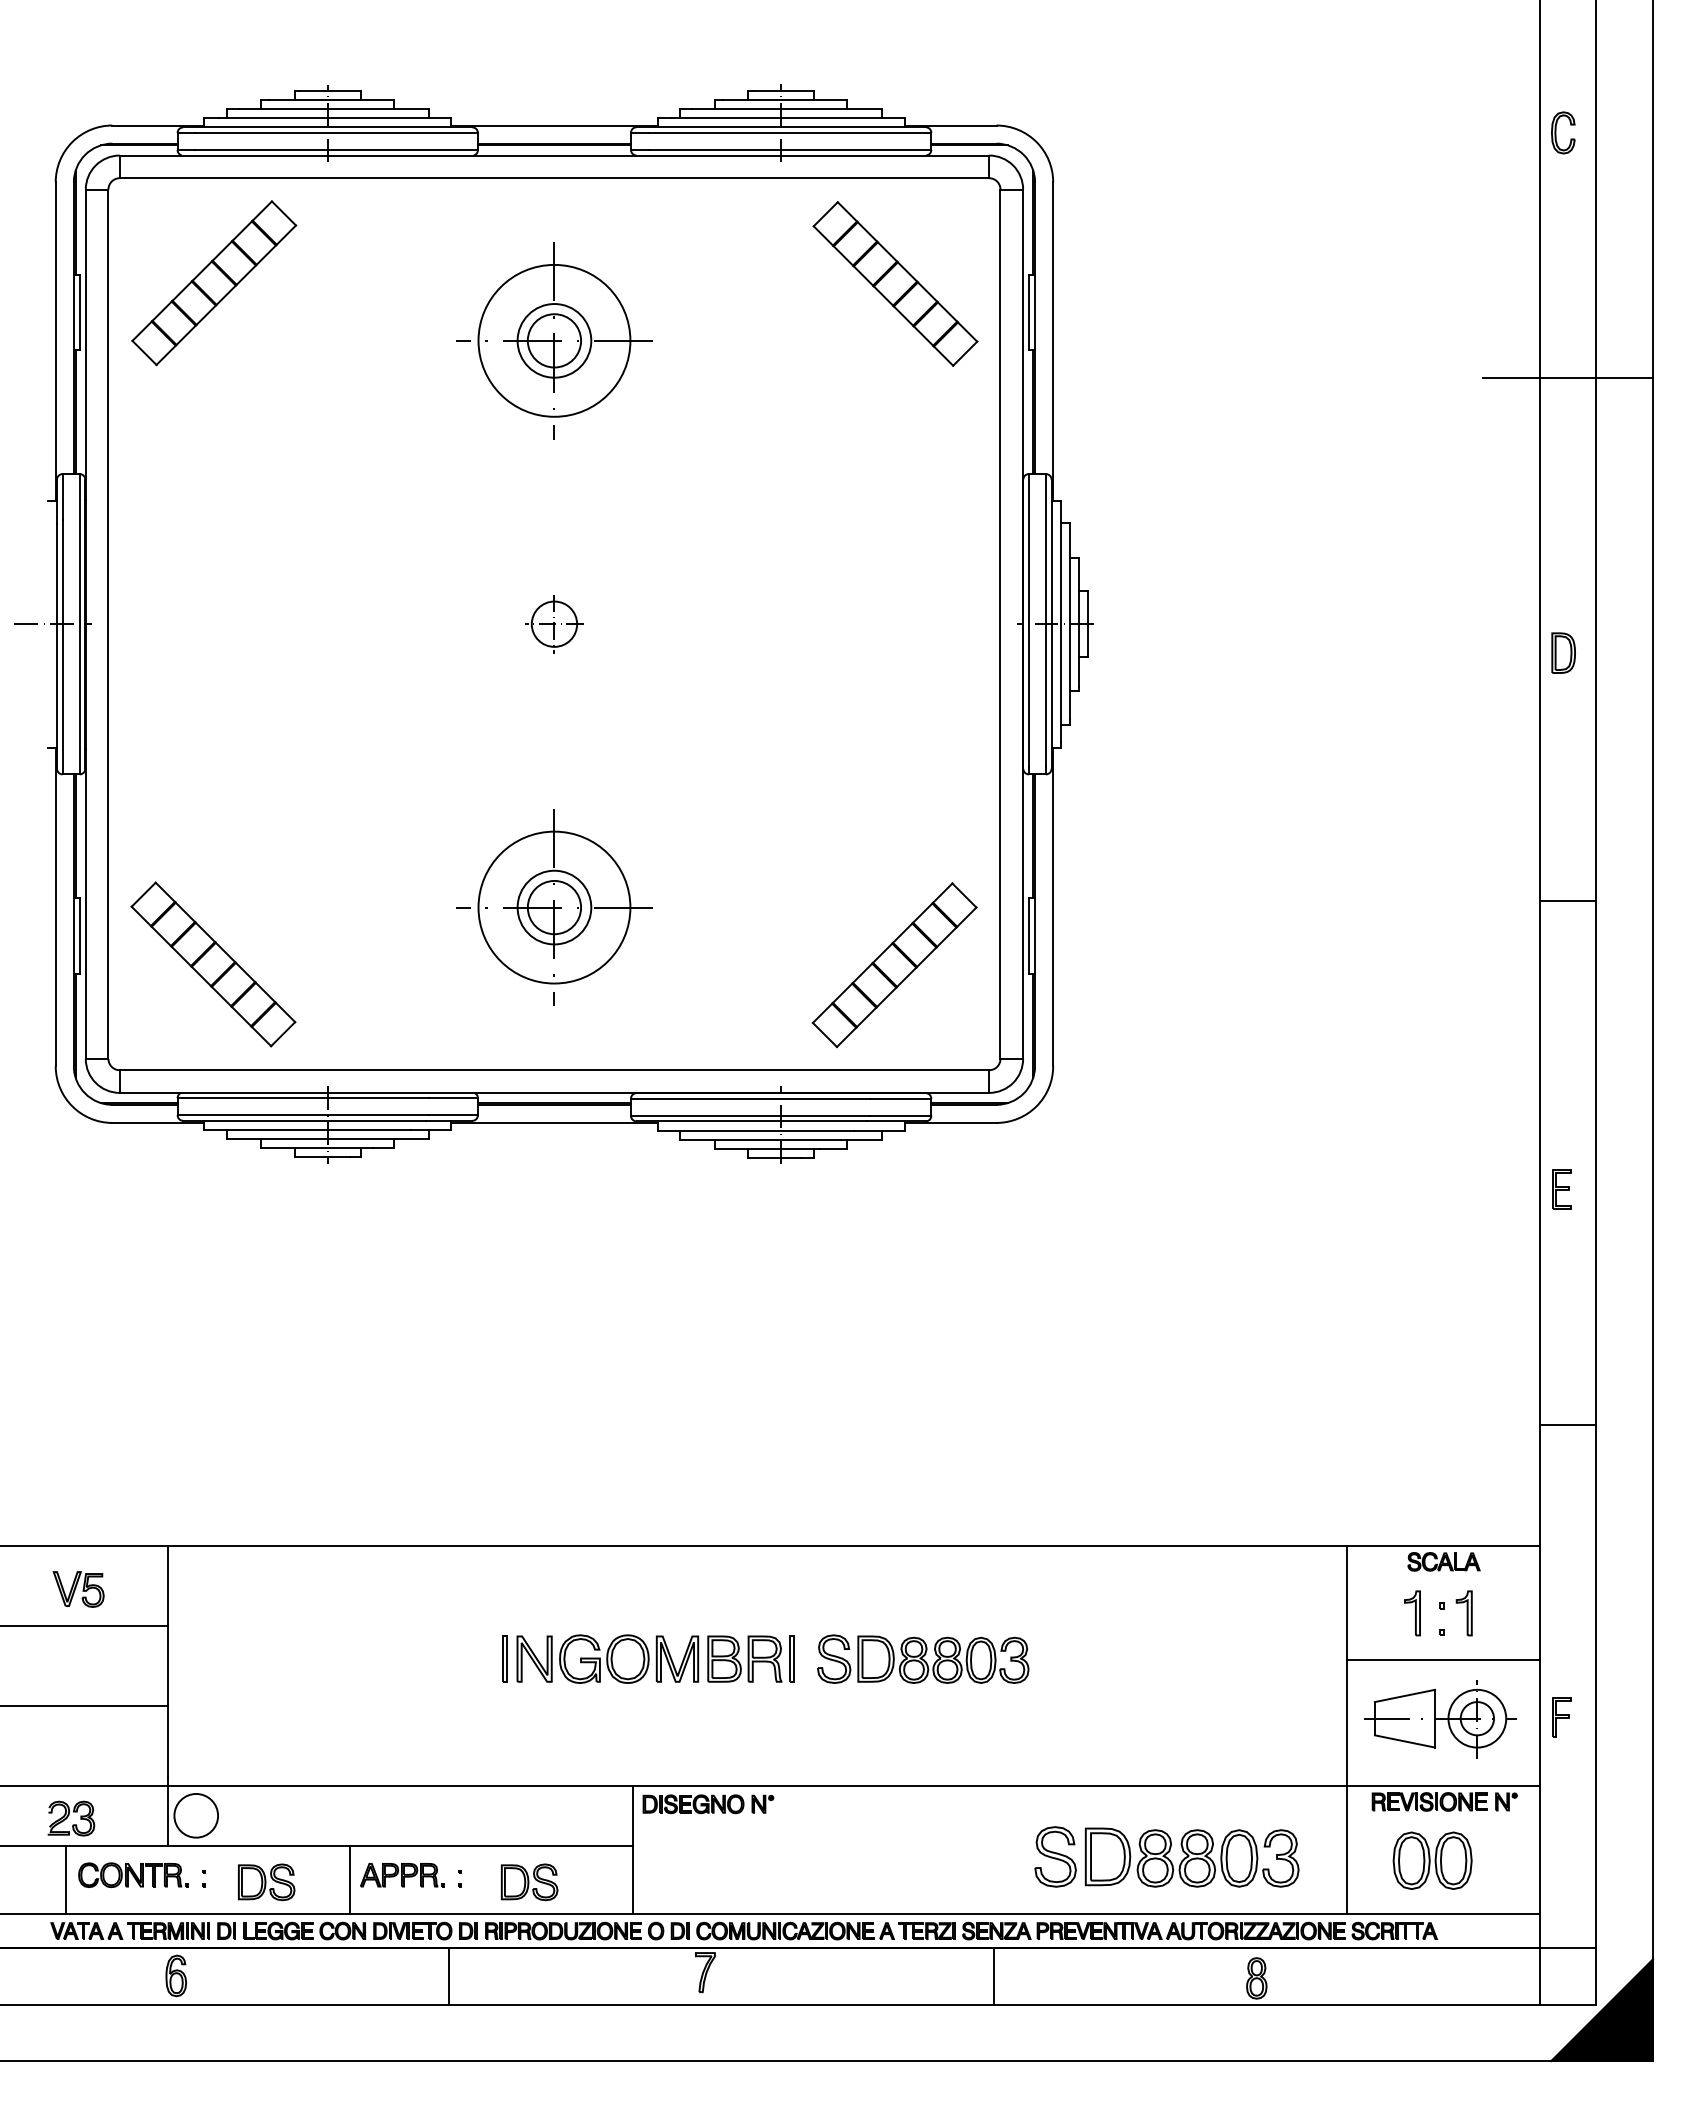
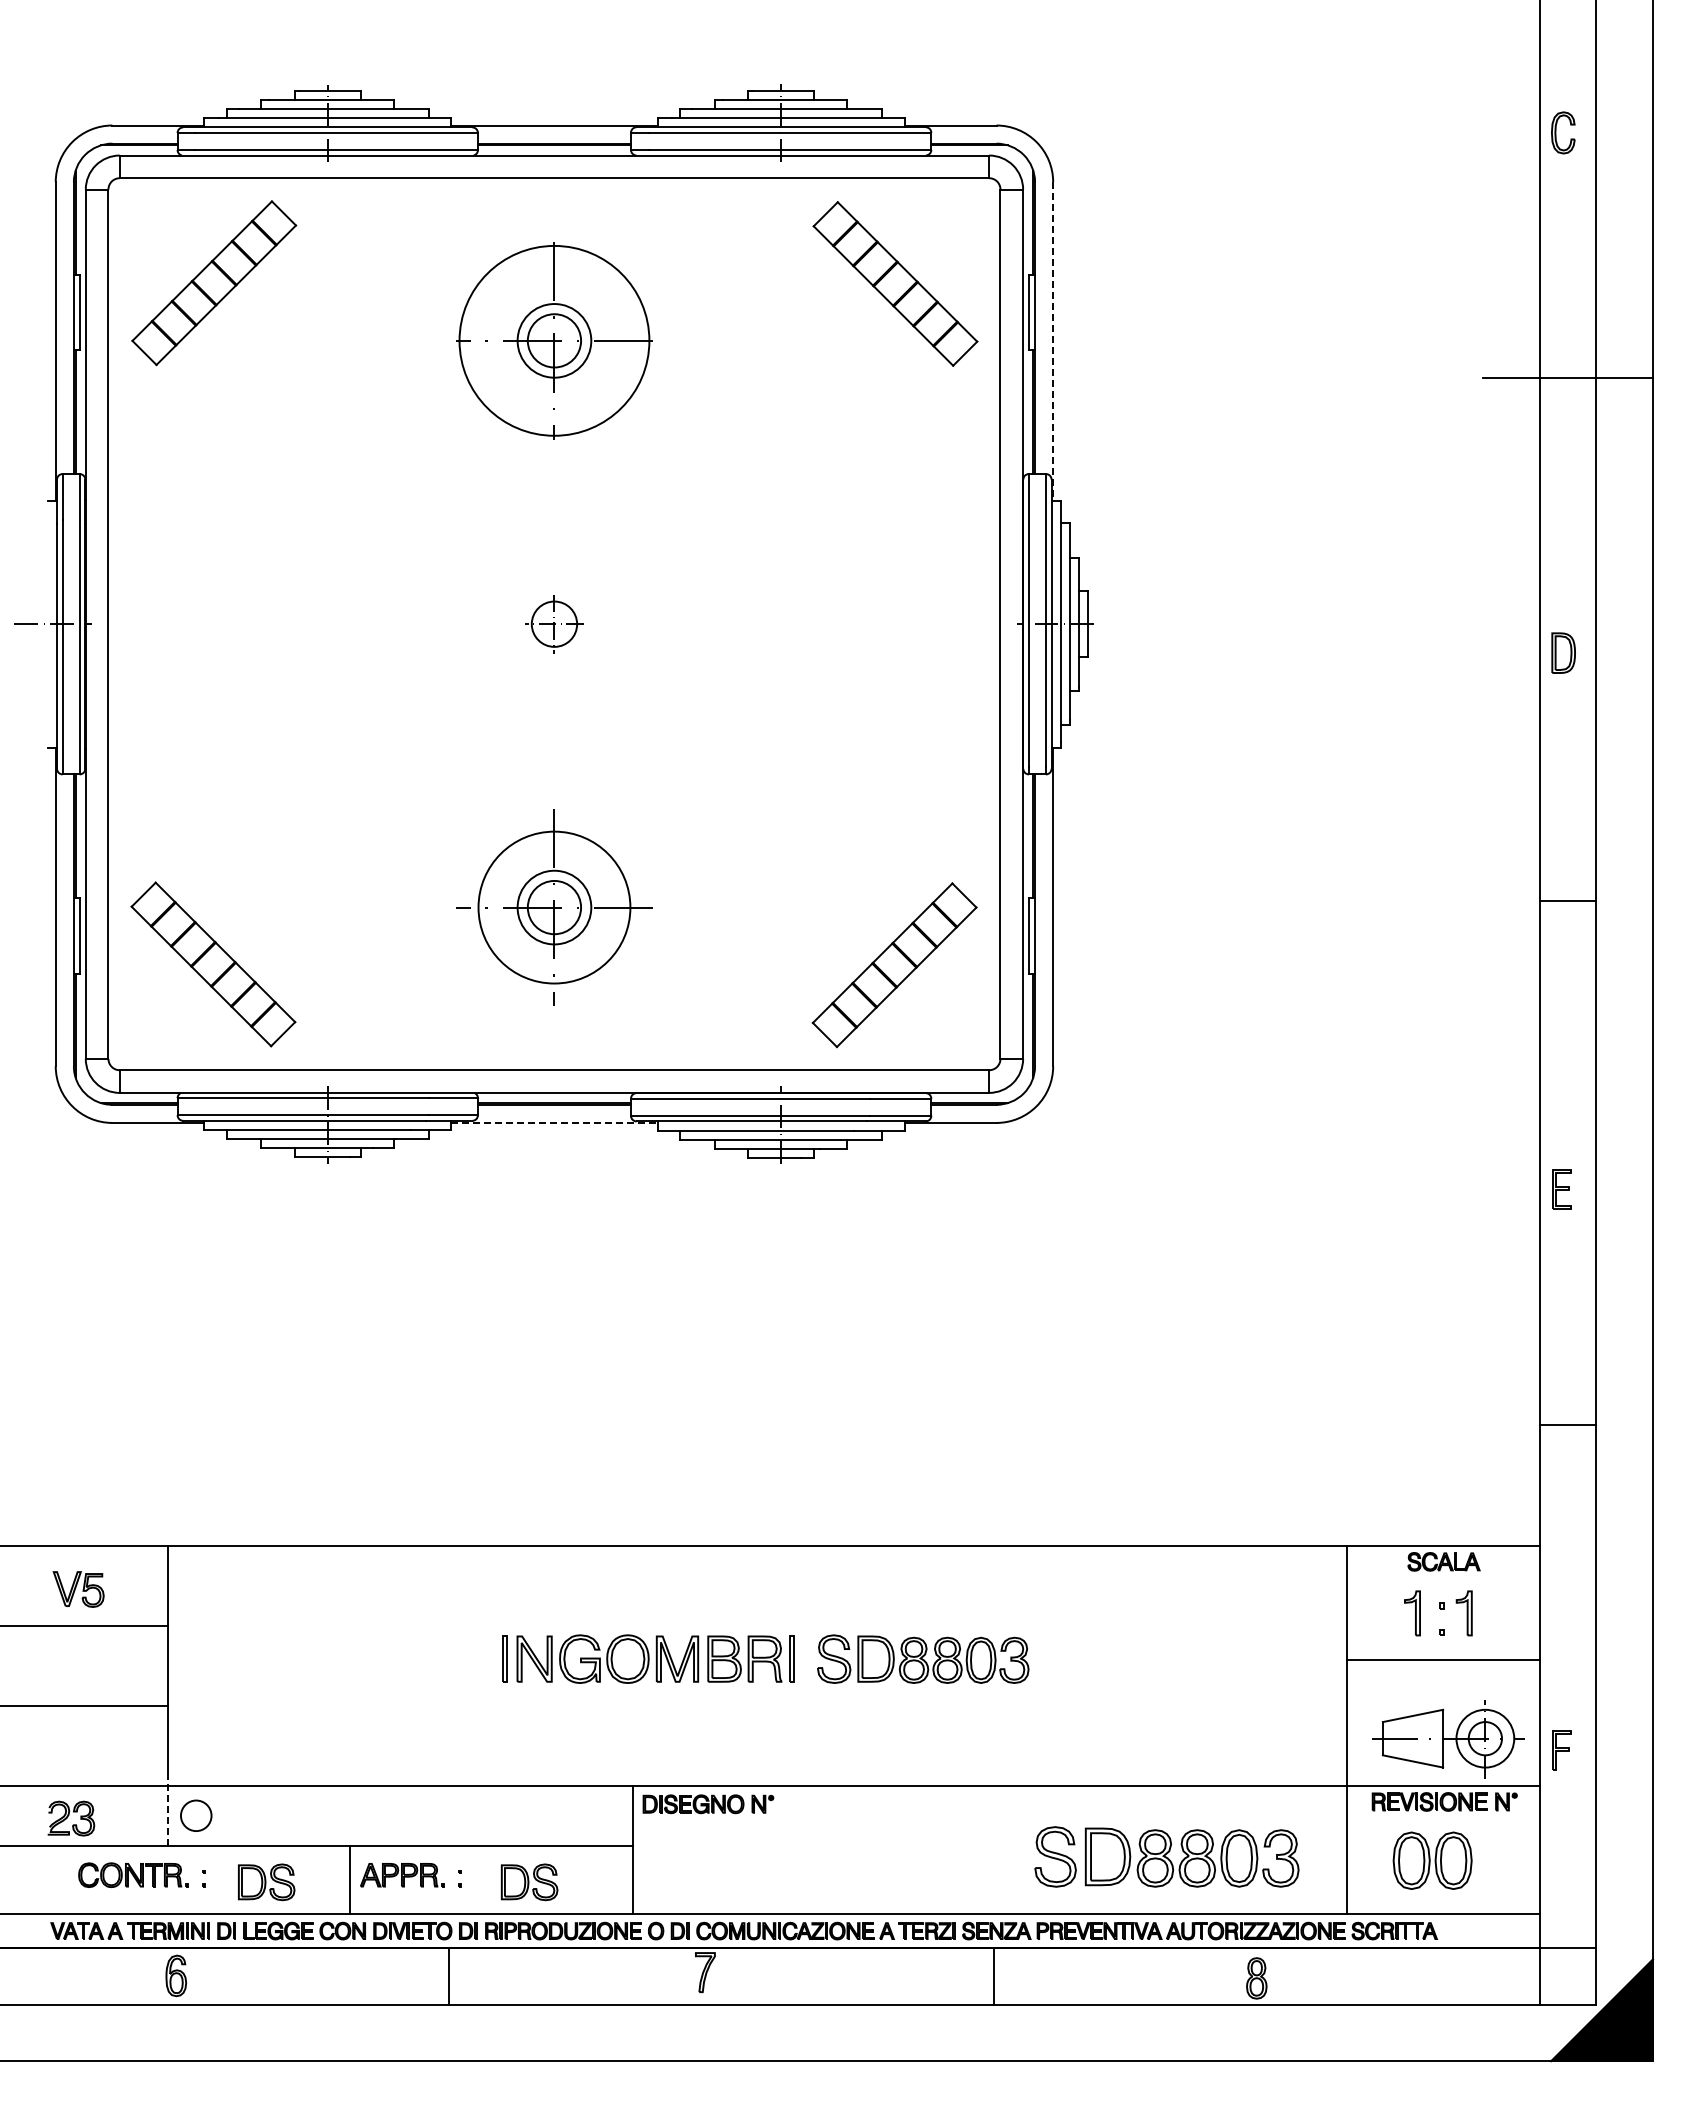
circle diameter: 152 px -> 190 px (554, 340)
line: solid -> dashed (1053, 341)
line: solid -> dashed (554, 1122)
part position: (1561, 1717) -> (1561, 1750) (1561, 1750)
part position: (1440, 1719) -> (1448, 1739) (1448, 1739)
line: solid -> dashed (168, 1811)
circle diameter: 44 px -> 31 px (195, 1815)
line: present -> none (66, 1879)
